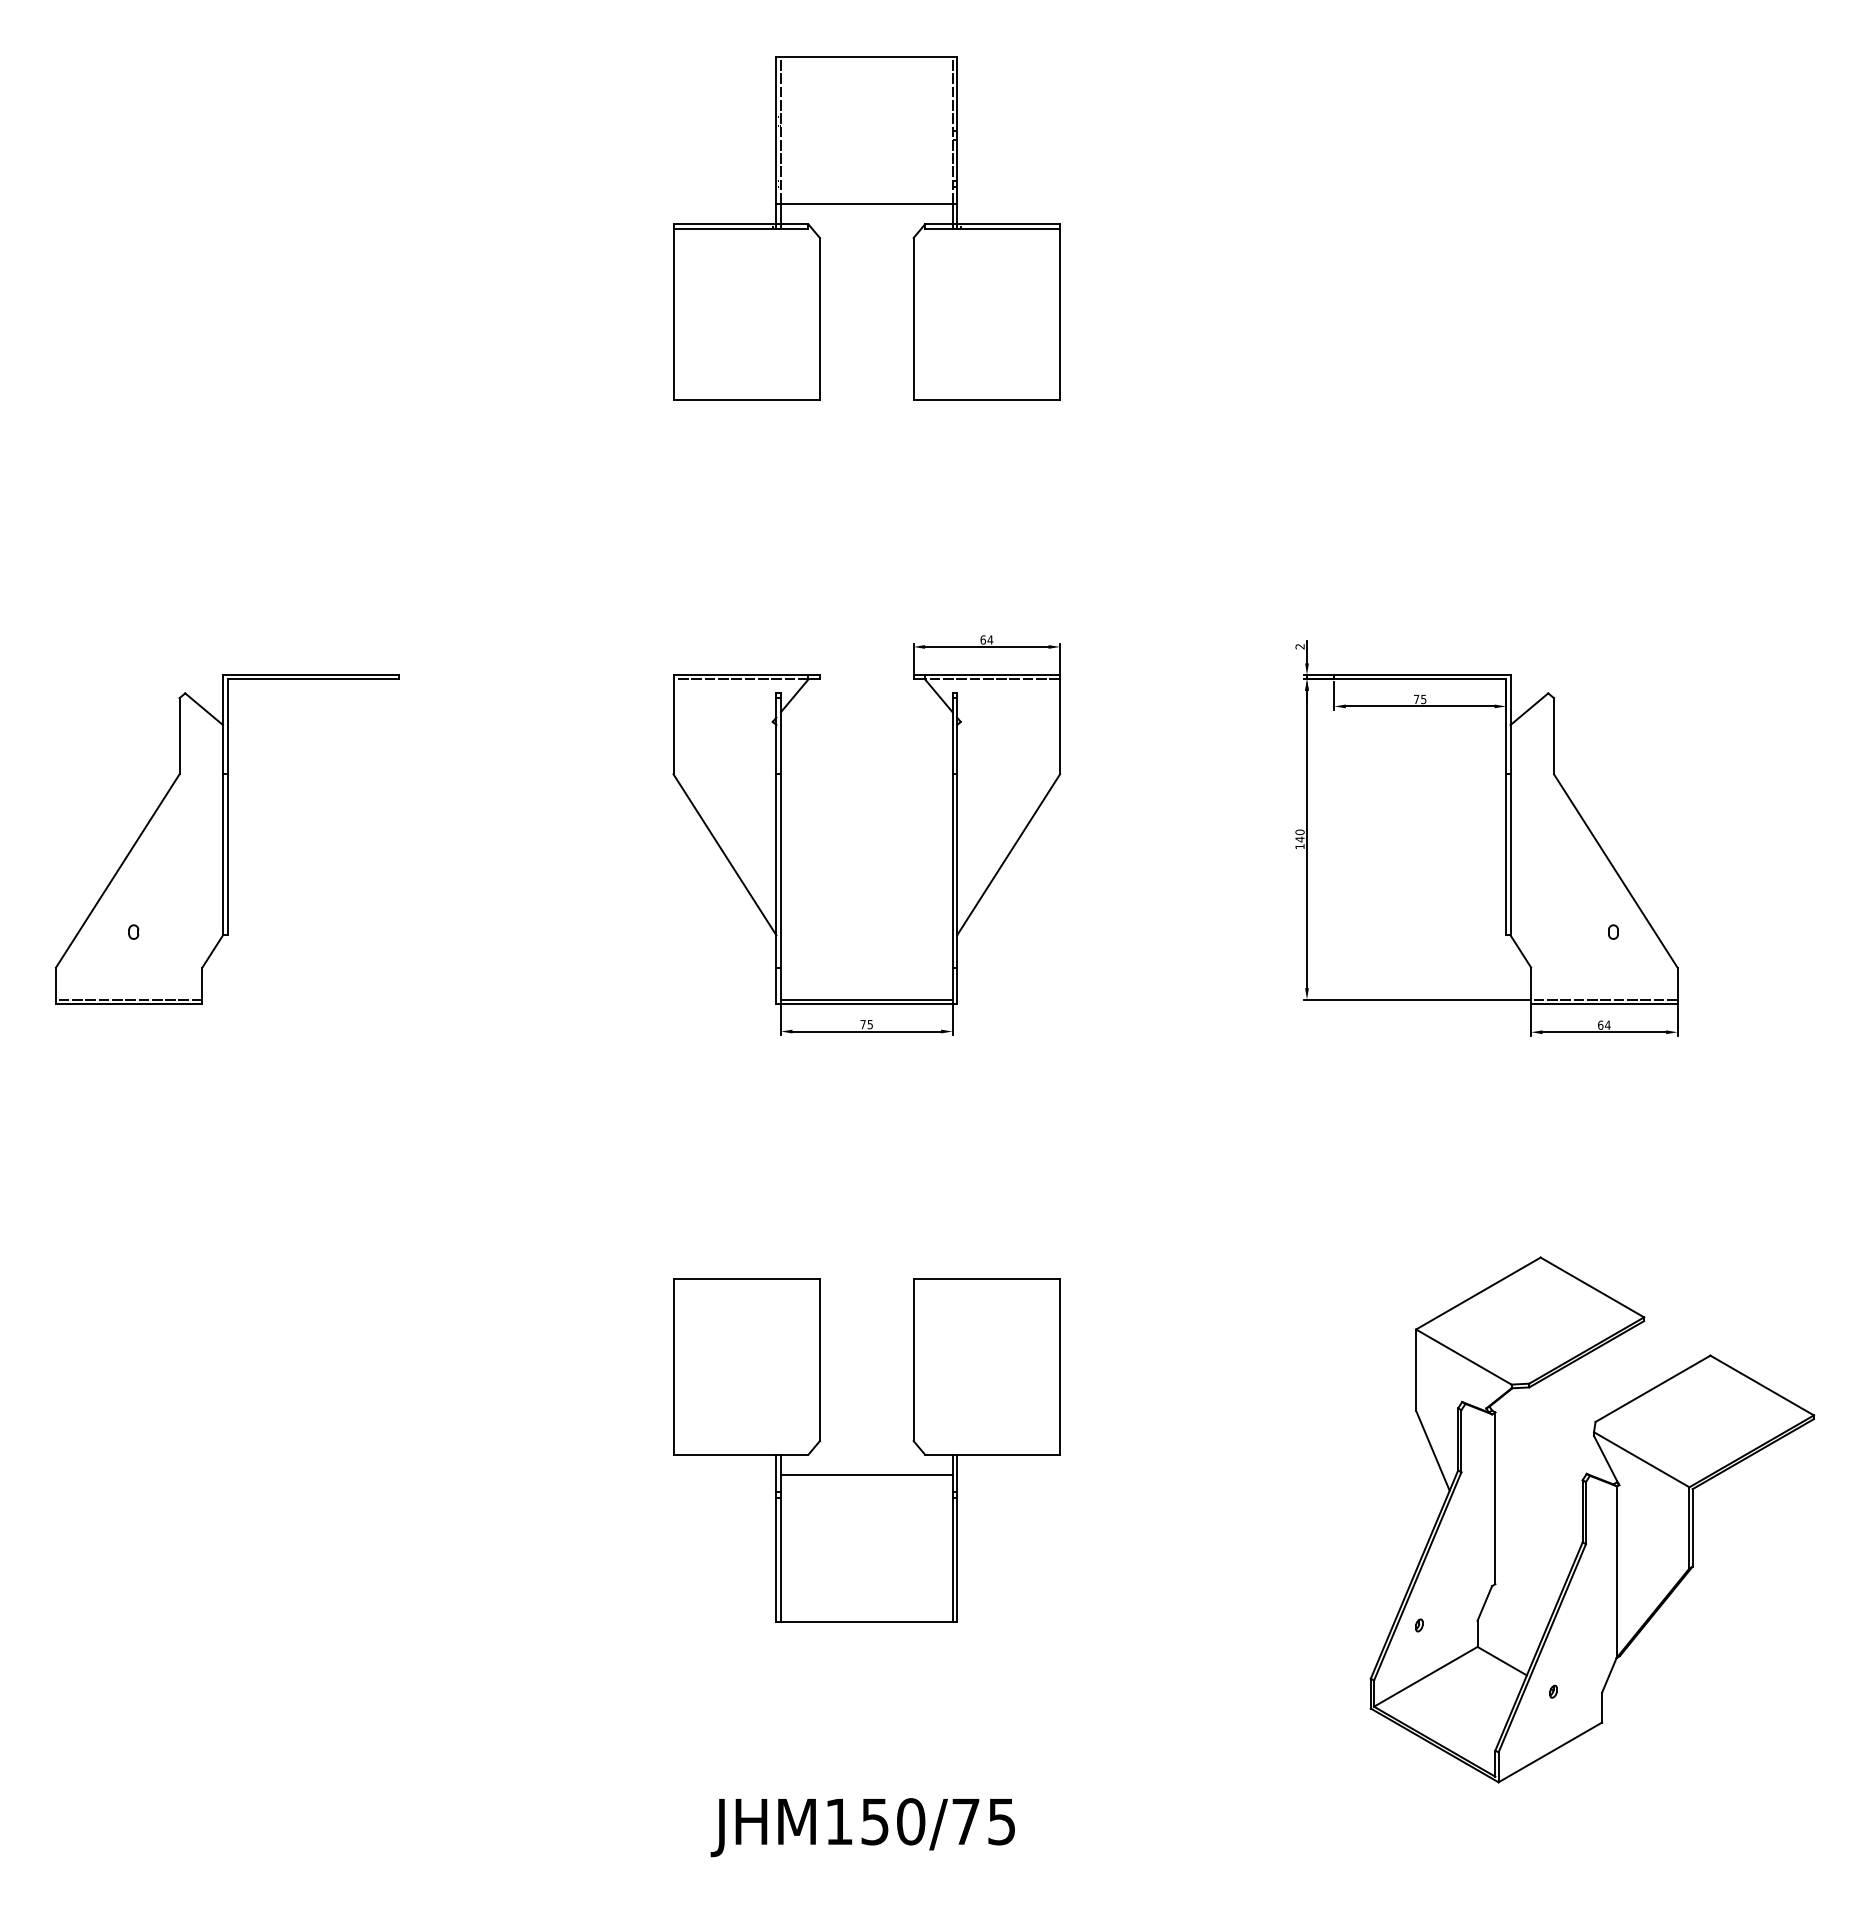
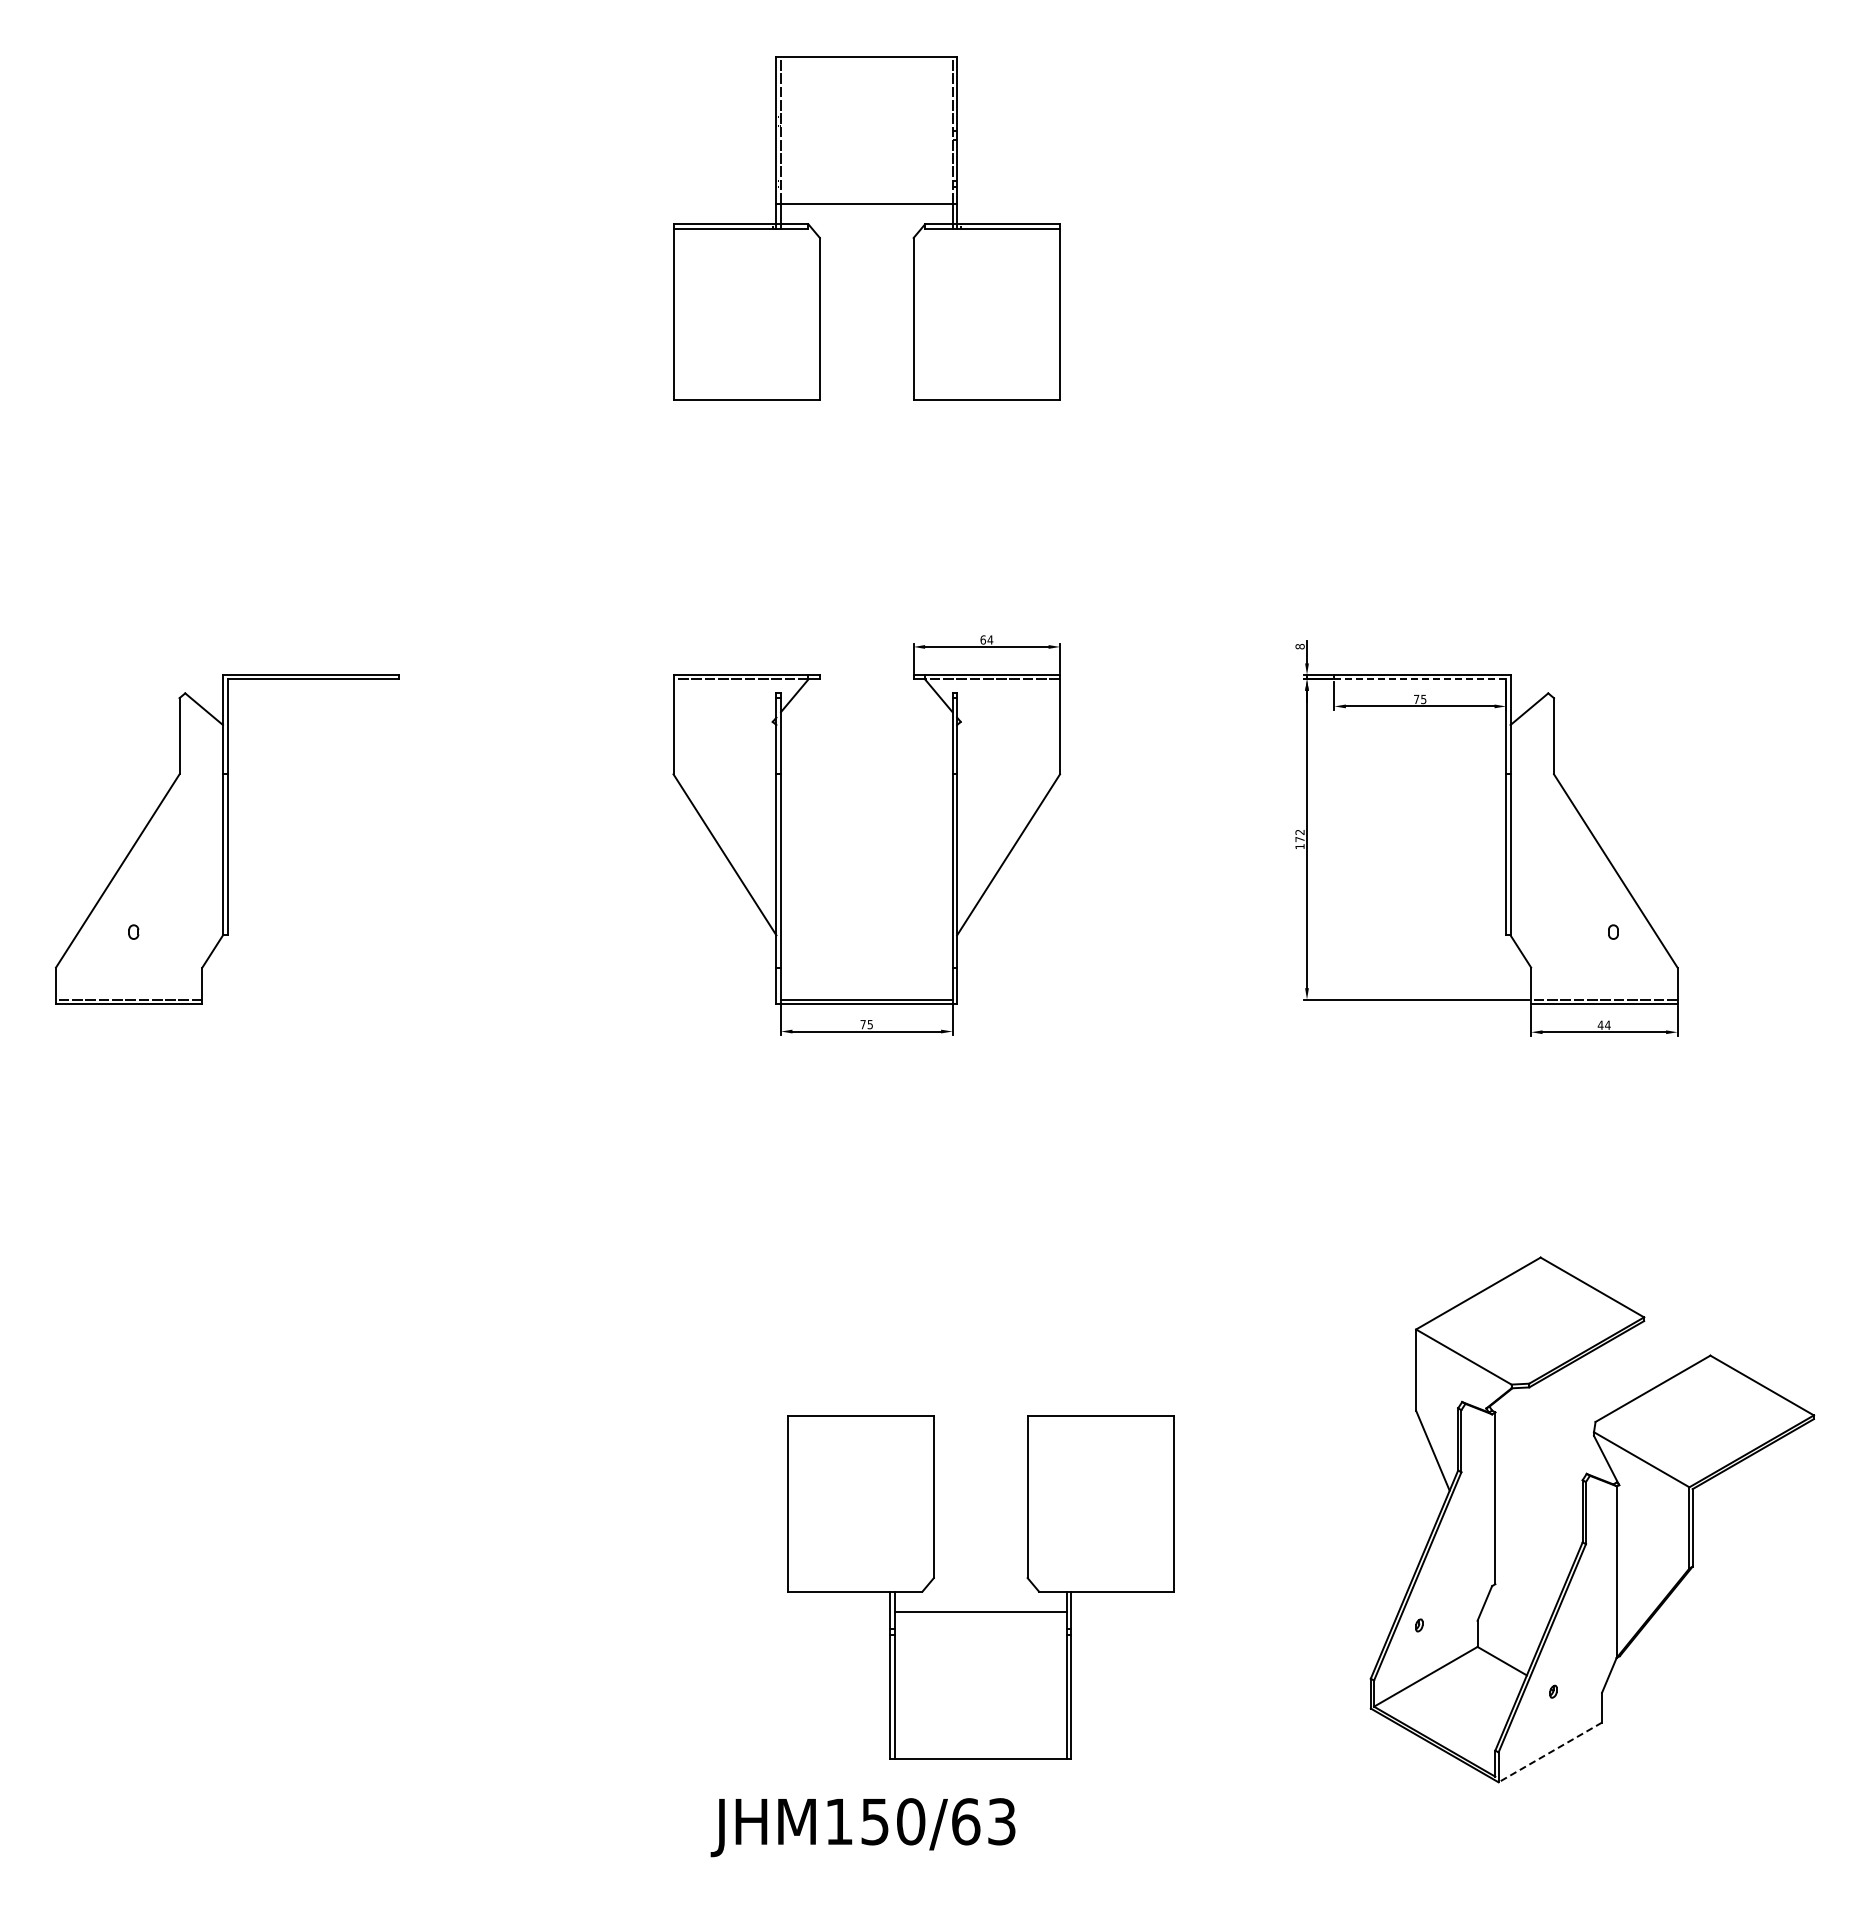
text: 2 -> 8 (1299, 646)
line: solid -> dashed (1420, 679)
text: 140 -> 172 (1299, 835)
text: 64 -> 44 (1600, 1024)
part position: (866, 1474) -> (980, 1611) (980, 1611)
line: solid -> dashed (1550, 1752)
text: JHM150/75 -> JHM150/63 (983, 1821)
